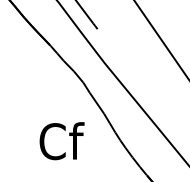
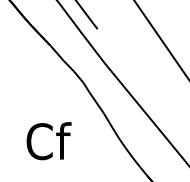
text position: (61, 141) -> (48, 141) (48, 141)
